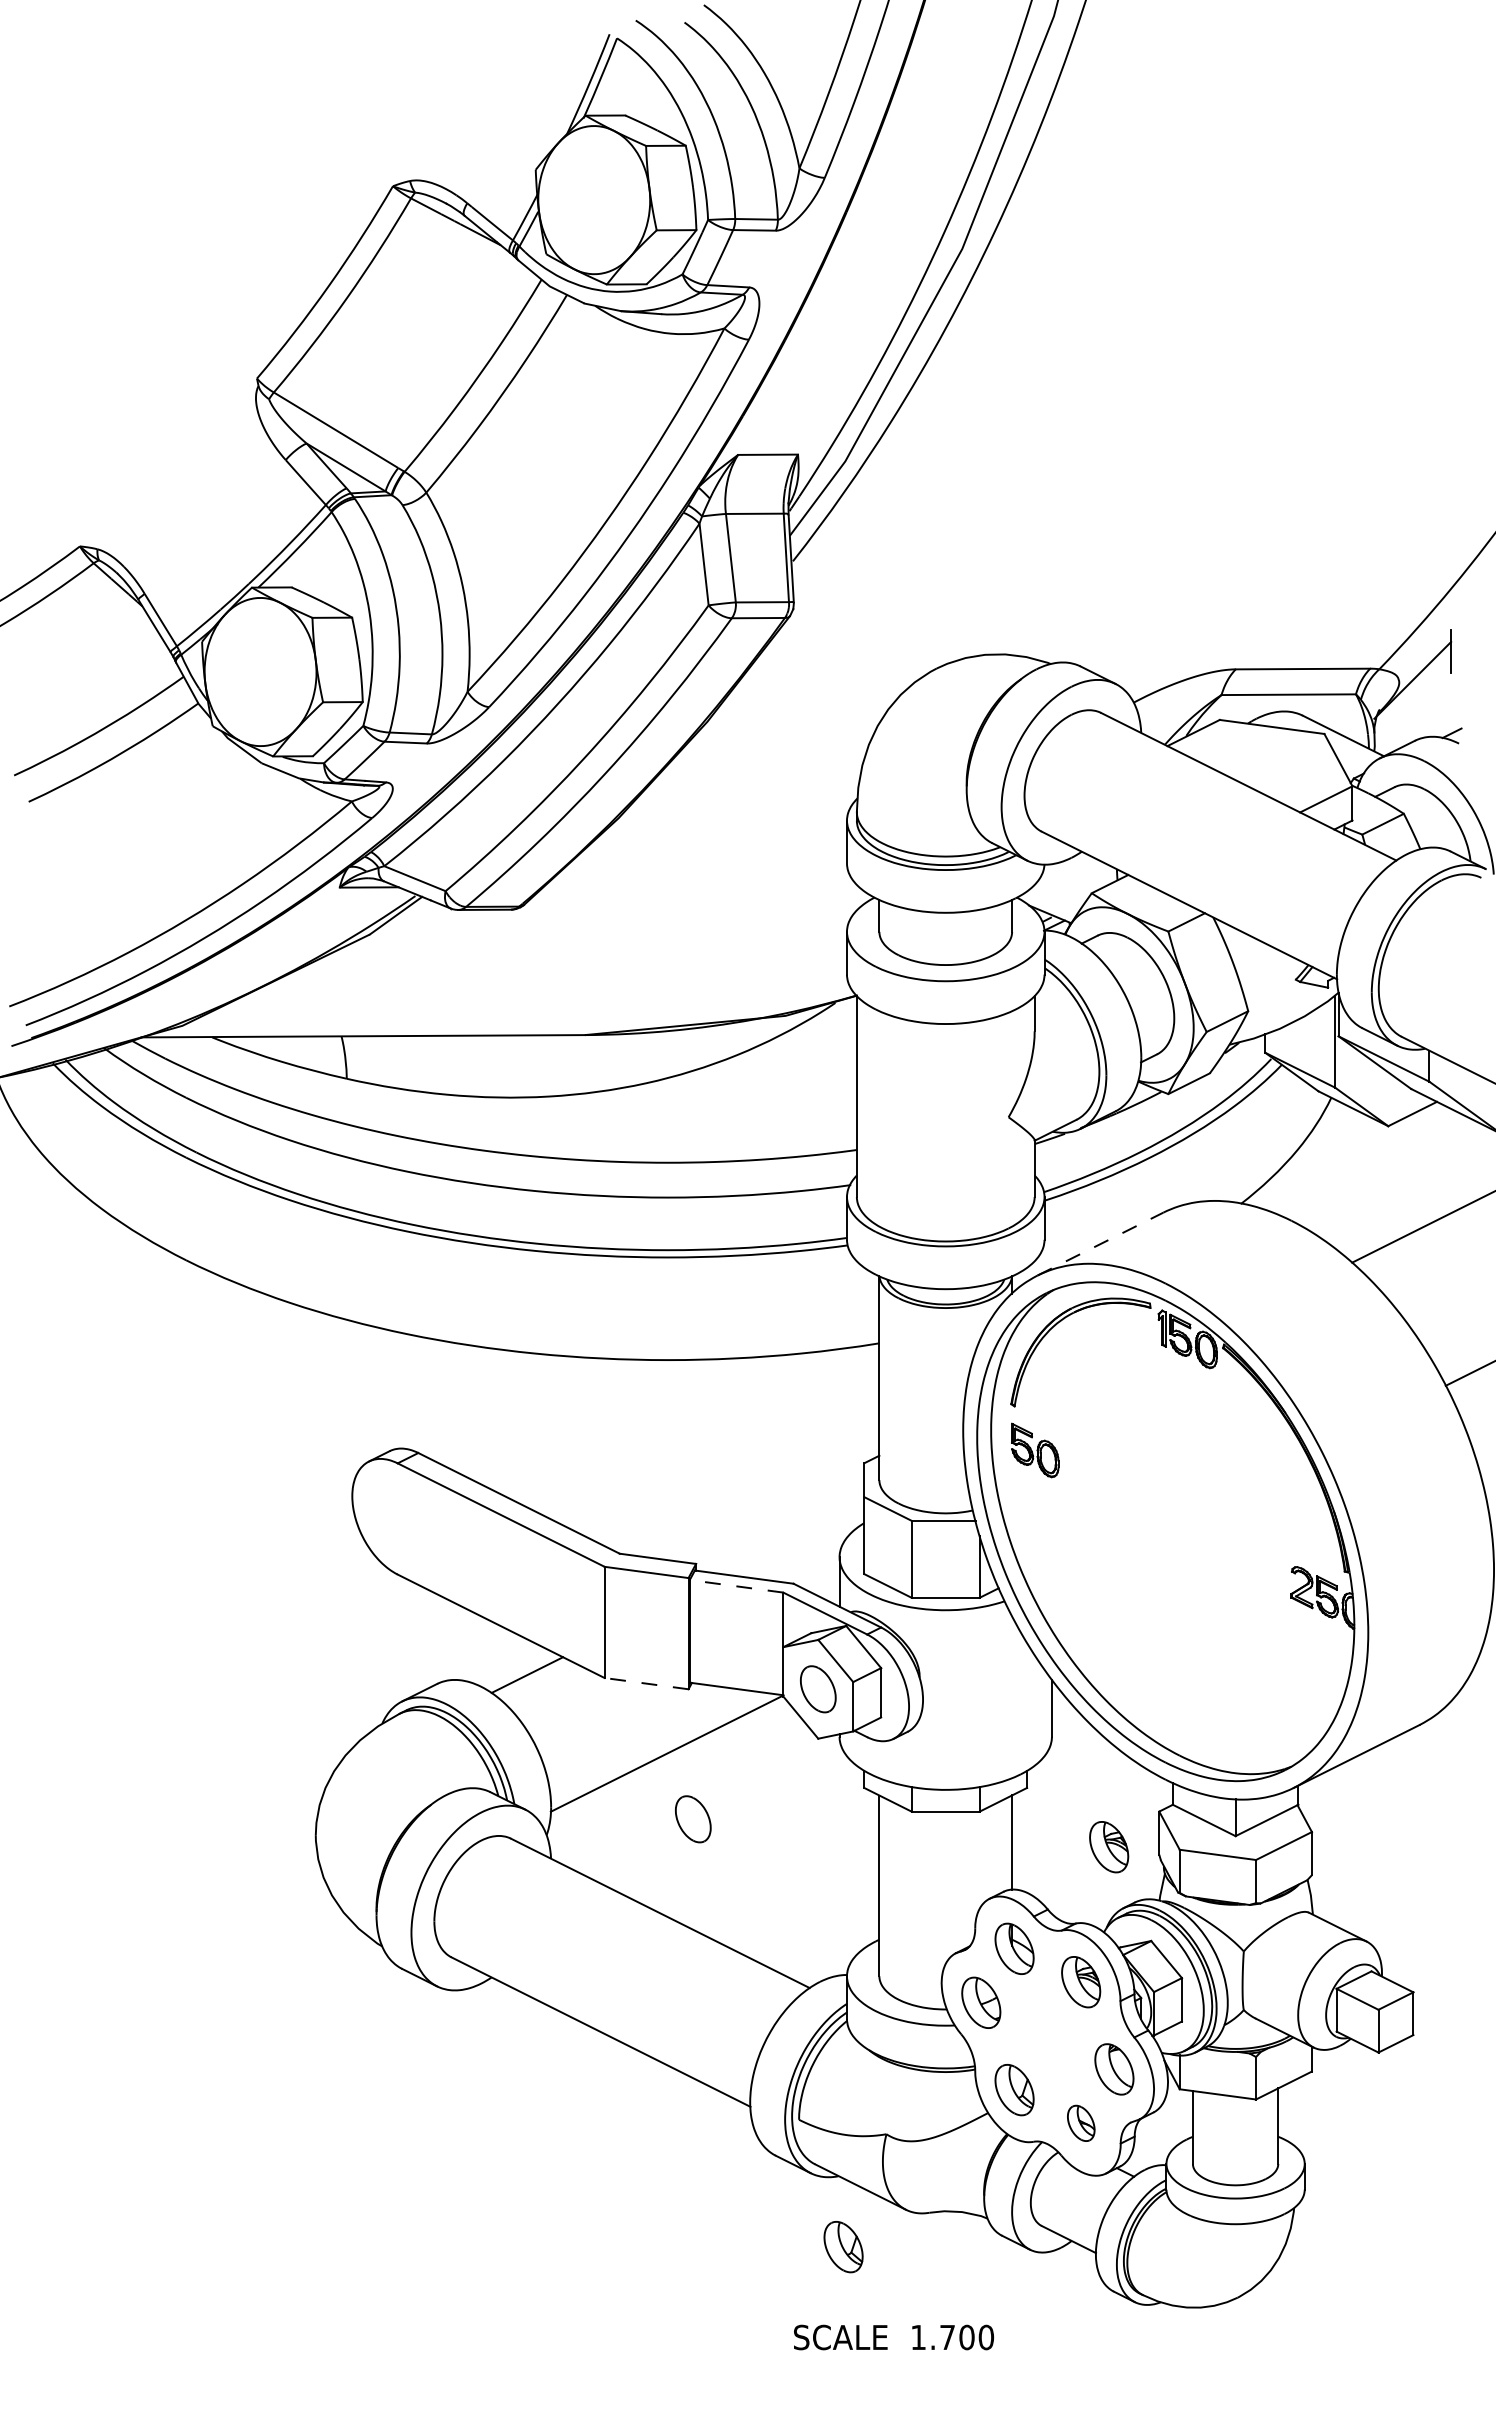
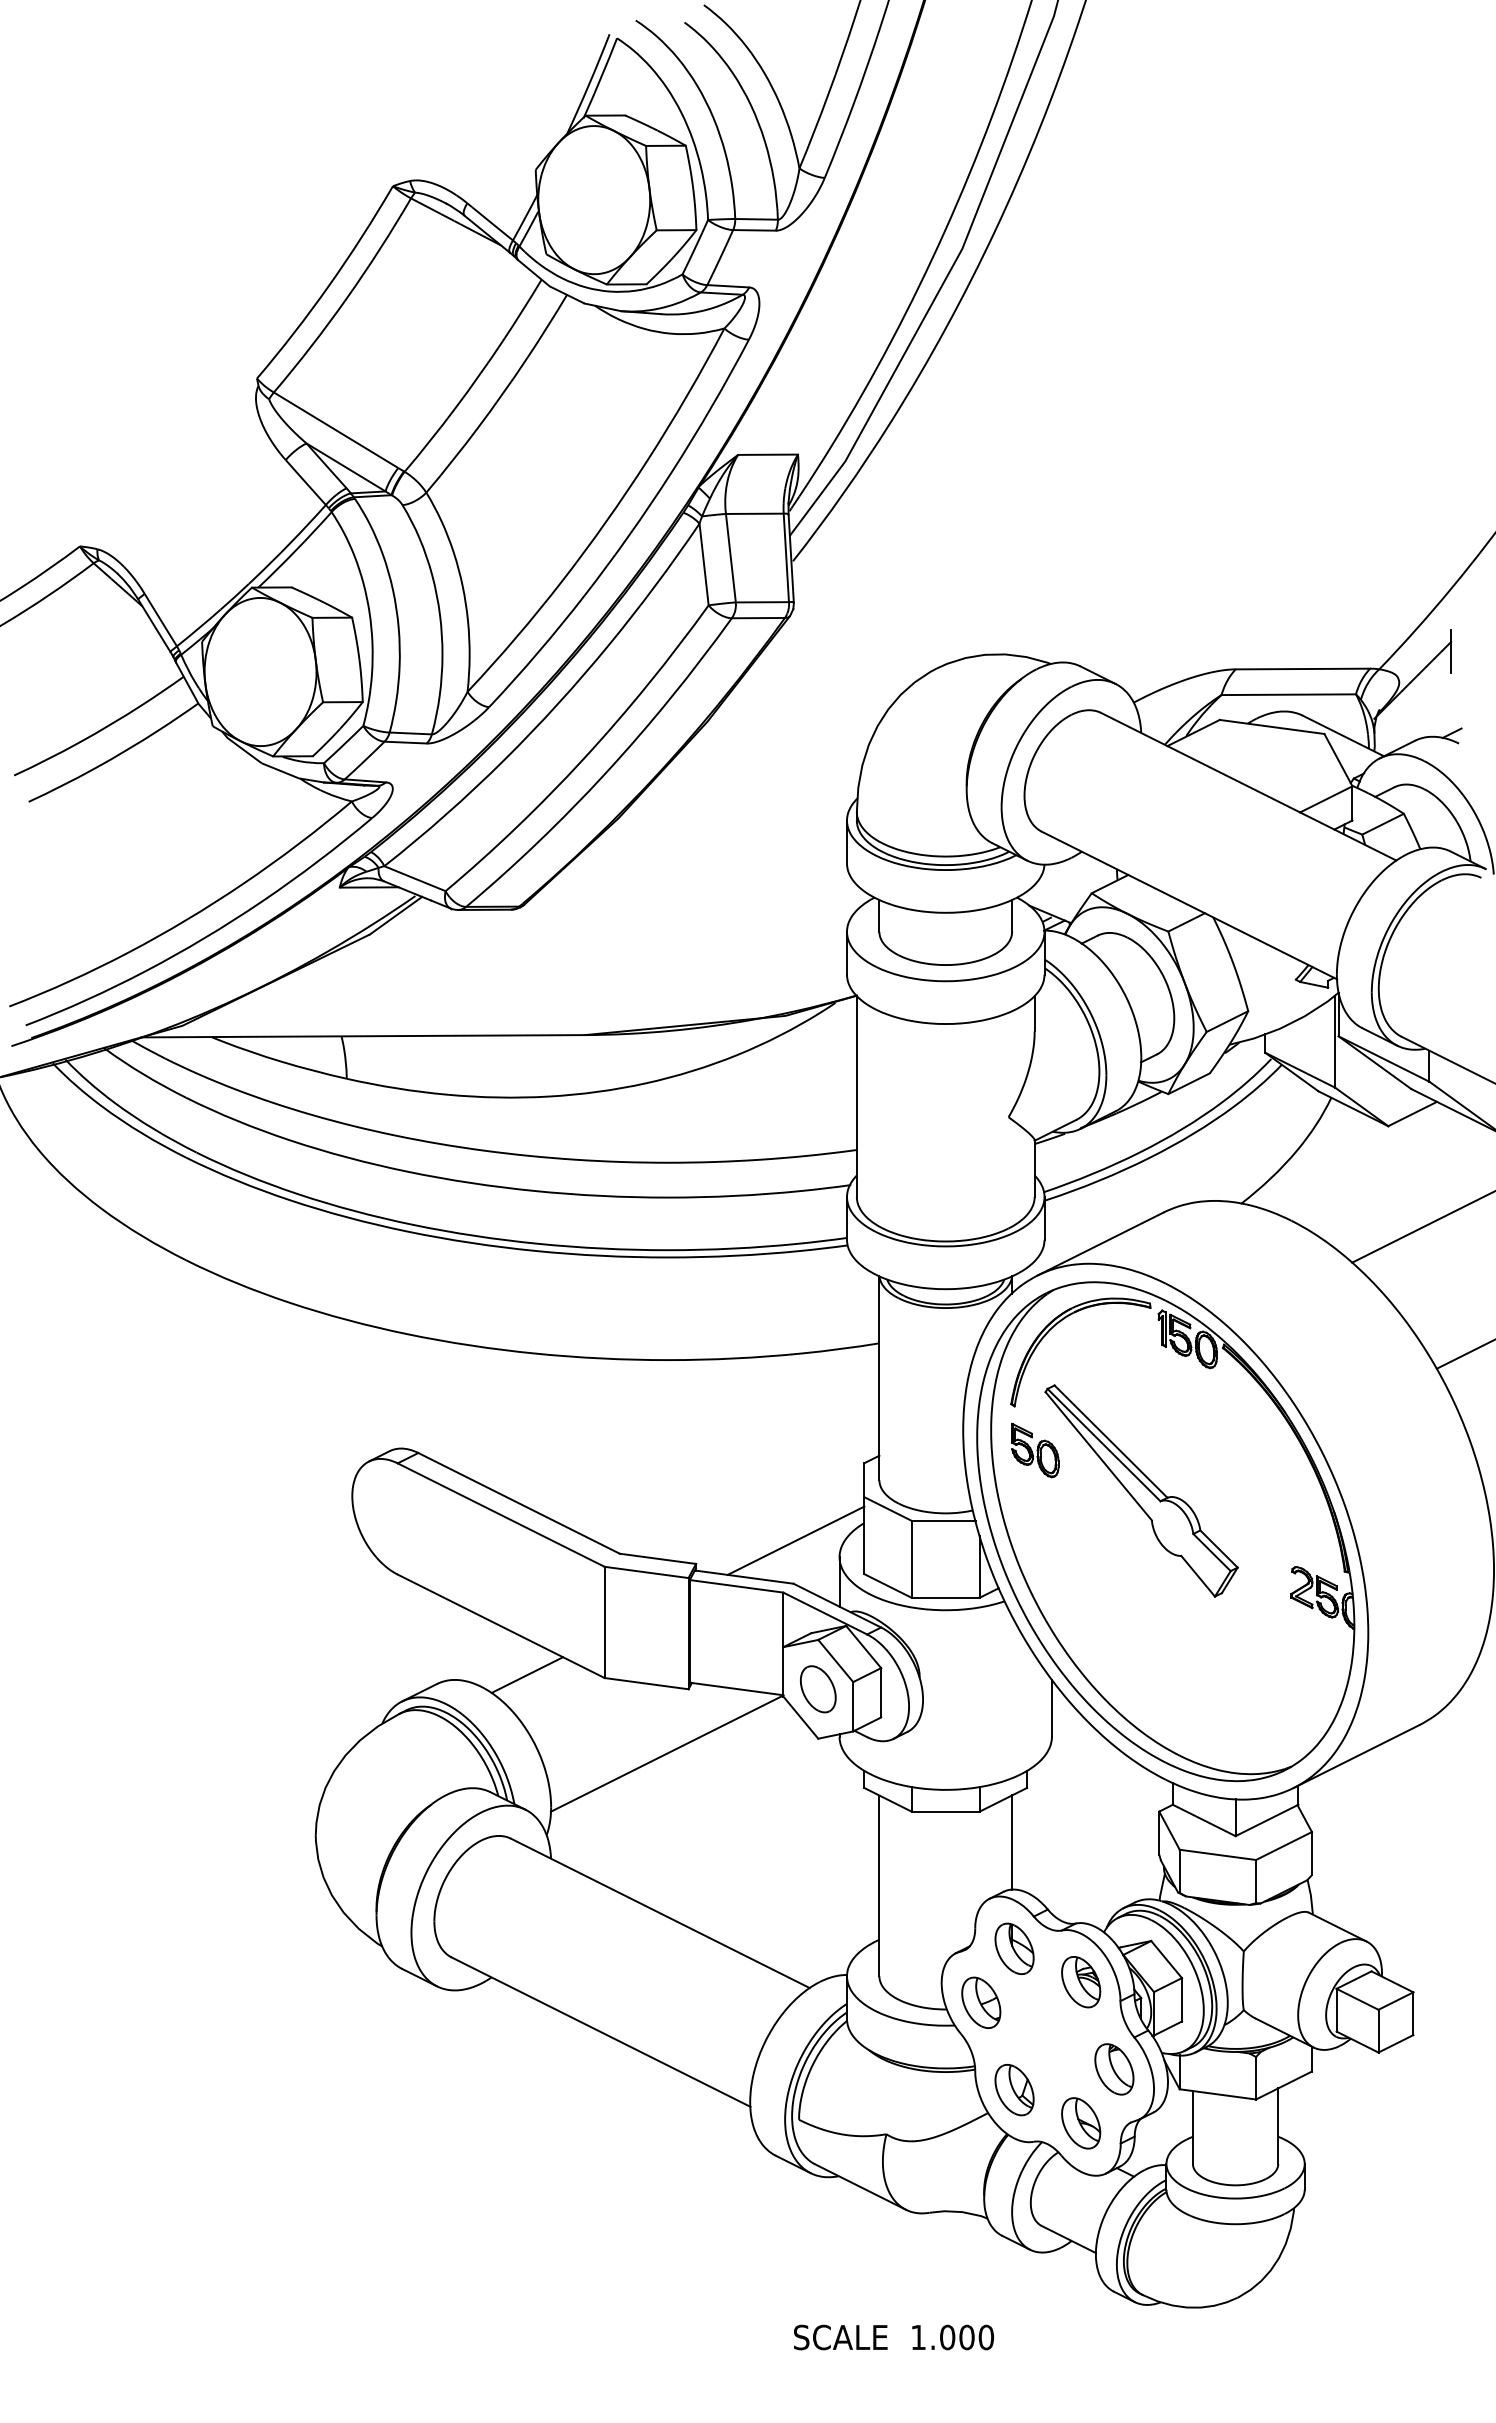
line: dashed -> solid (1100, 1243)
line position: (1468, 1373) -> (1464, 1354) (1464, 1354)
part: none -> present (1141, 1490)
line: none -> present (795, 1540)
line: dashed -> solid (736, 1586)
line: dashed -> solid (646, 1683)
part: present -> none (693, 1819)
part: present -> none (1109, 1847)
part size: 29x38 px -> 41x53 px (1081, 2123)
part: present -> none (843, 2247)
text: 1.700 -> 1.000 (947, 2337)
